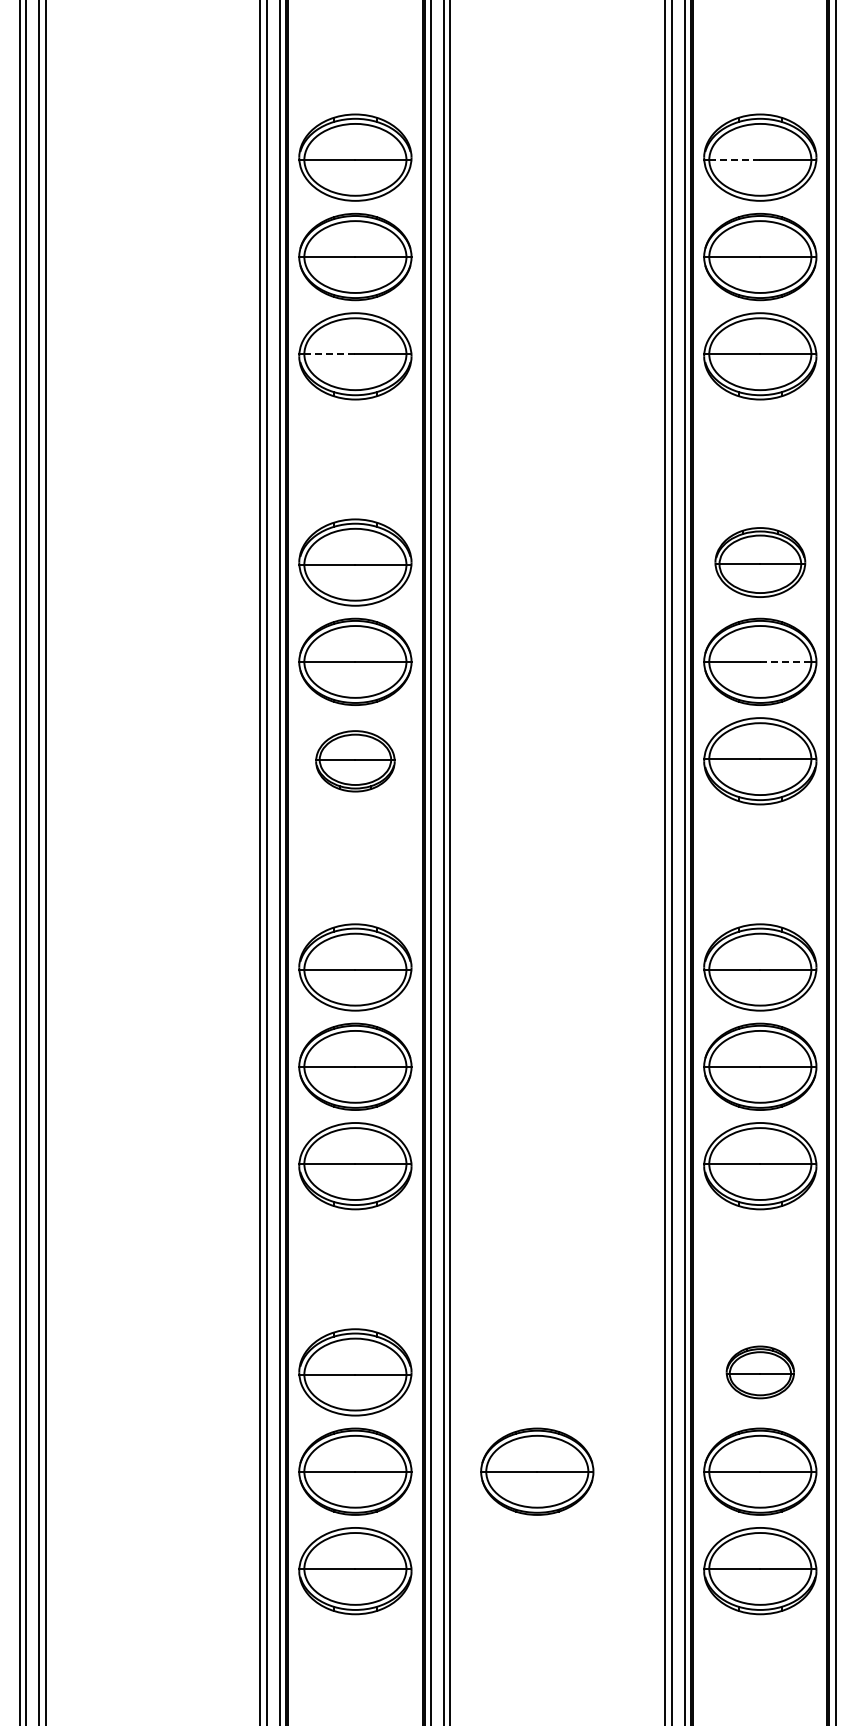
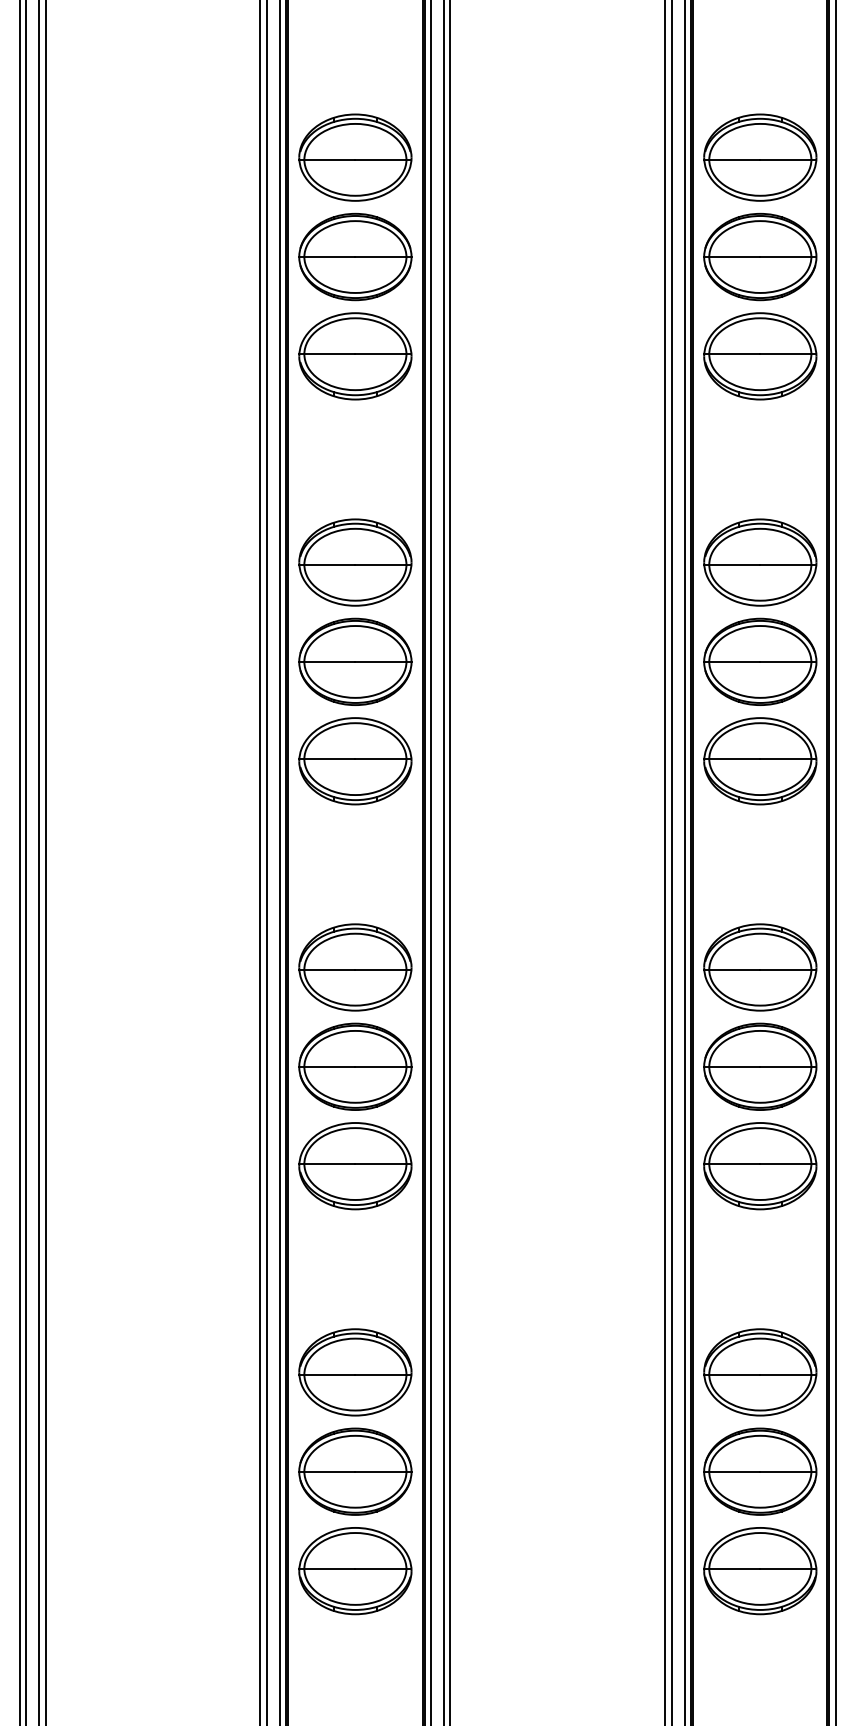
line: dashed -> solid (734, 159)
line: dashed -> solid (329, 354)
part size: 93x71 px -> 115x89 px (760, 562)
line: dashed -> solid (785, 661)
part size: 81x63 px -> 115x89 px (355, 761)
part size: 70x55 px -> 115x89 px (760, 1372)
part: present -> none (537, 1471)
